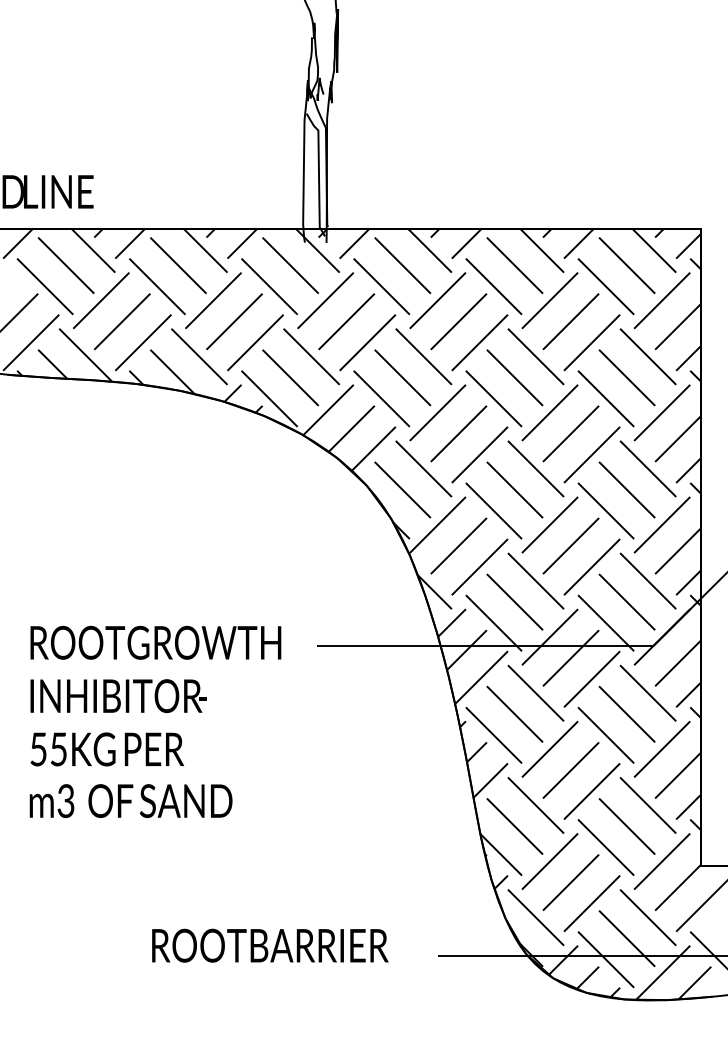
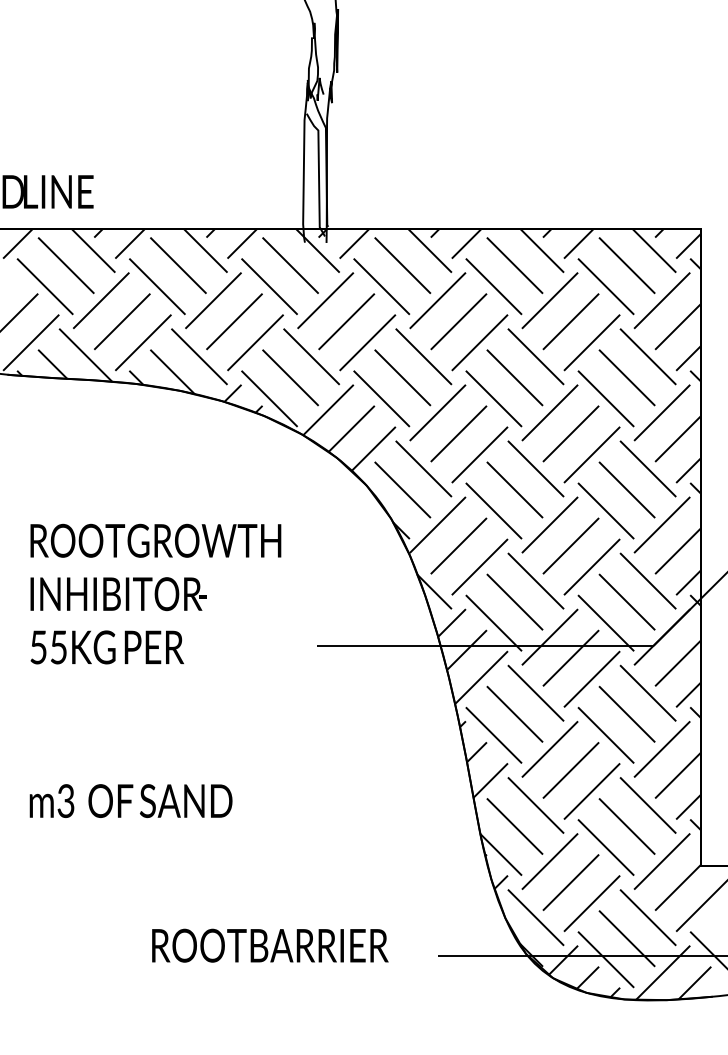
text position: (155, 695) -> (155, 593) (155, 593)
